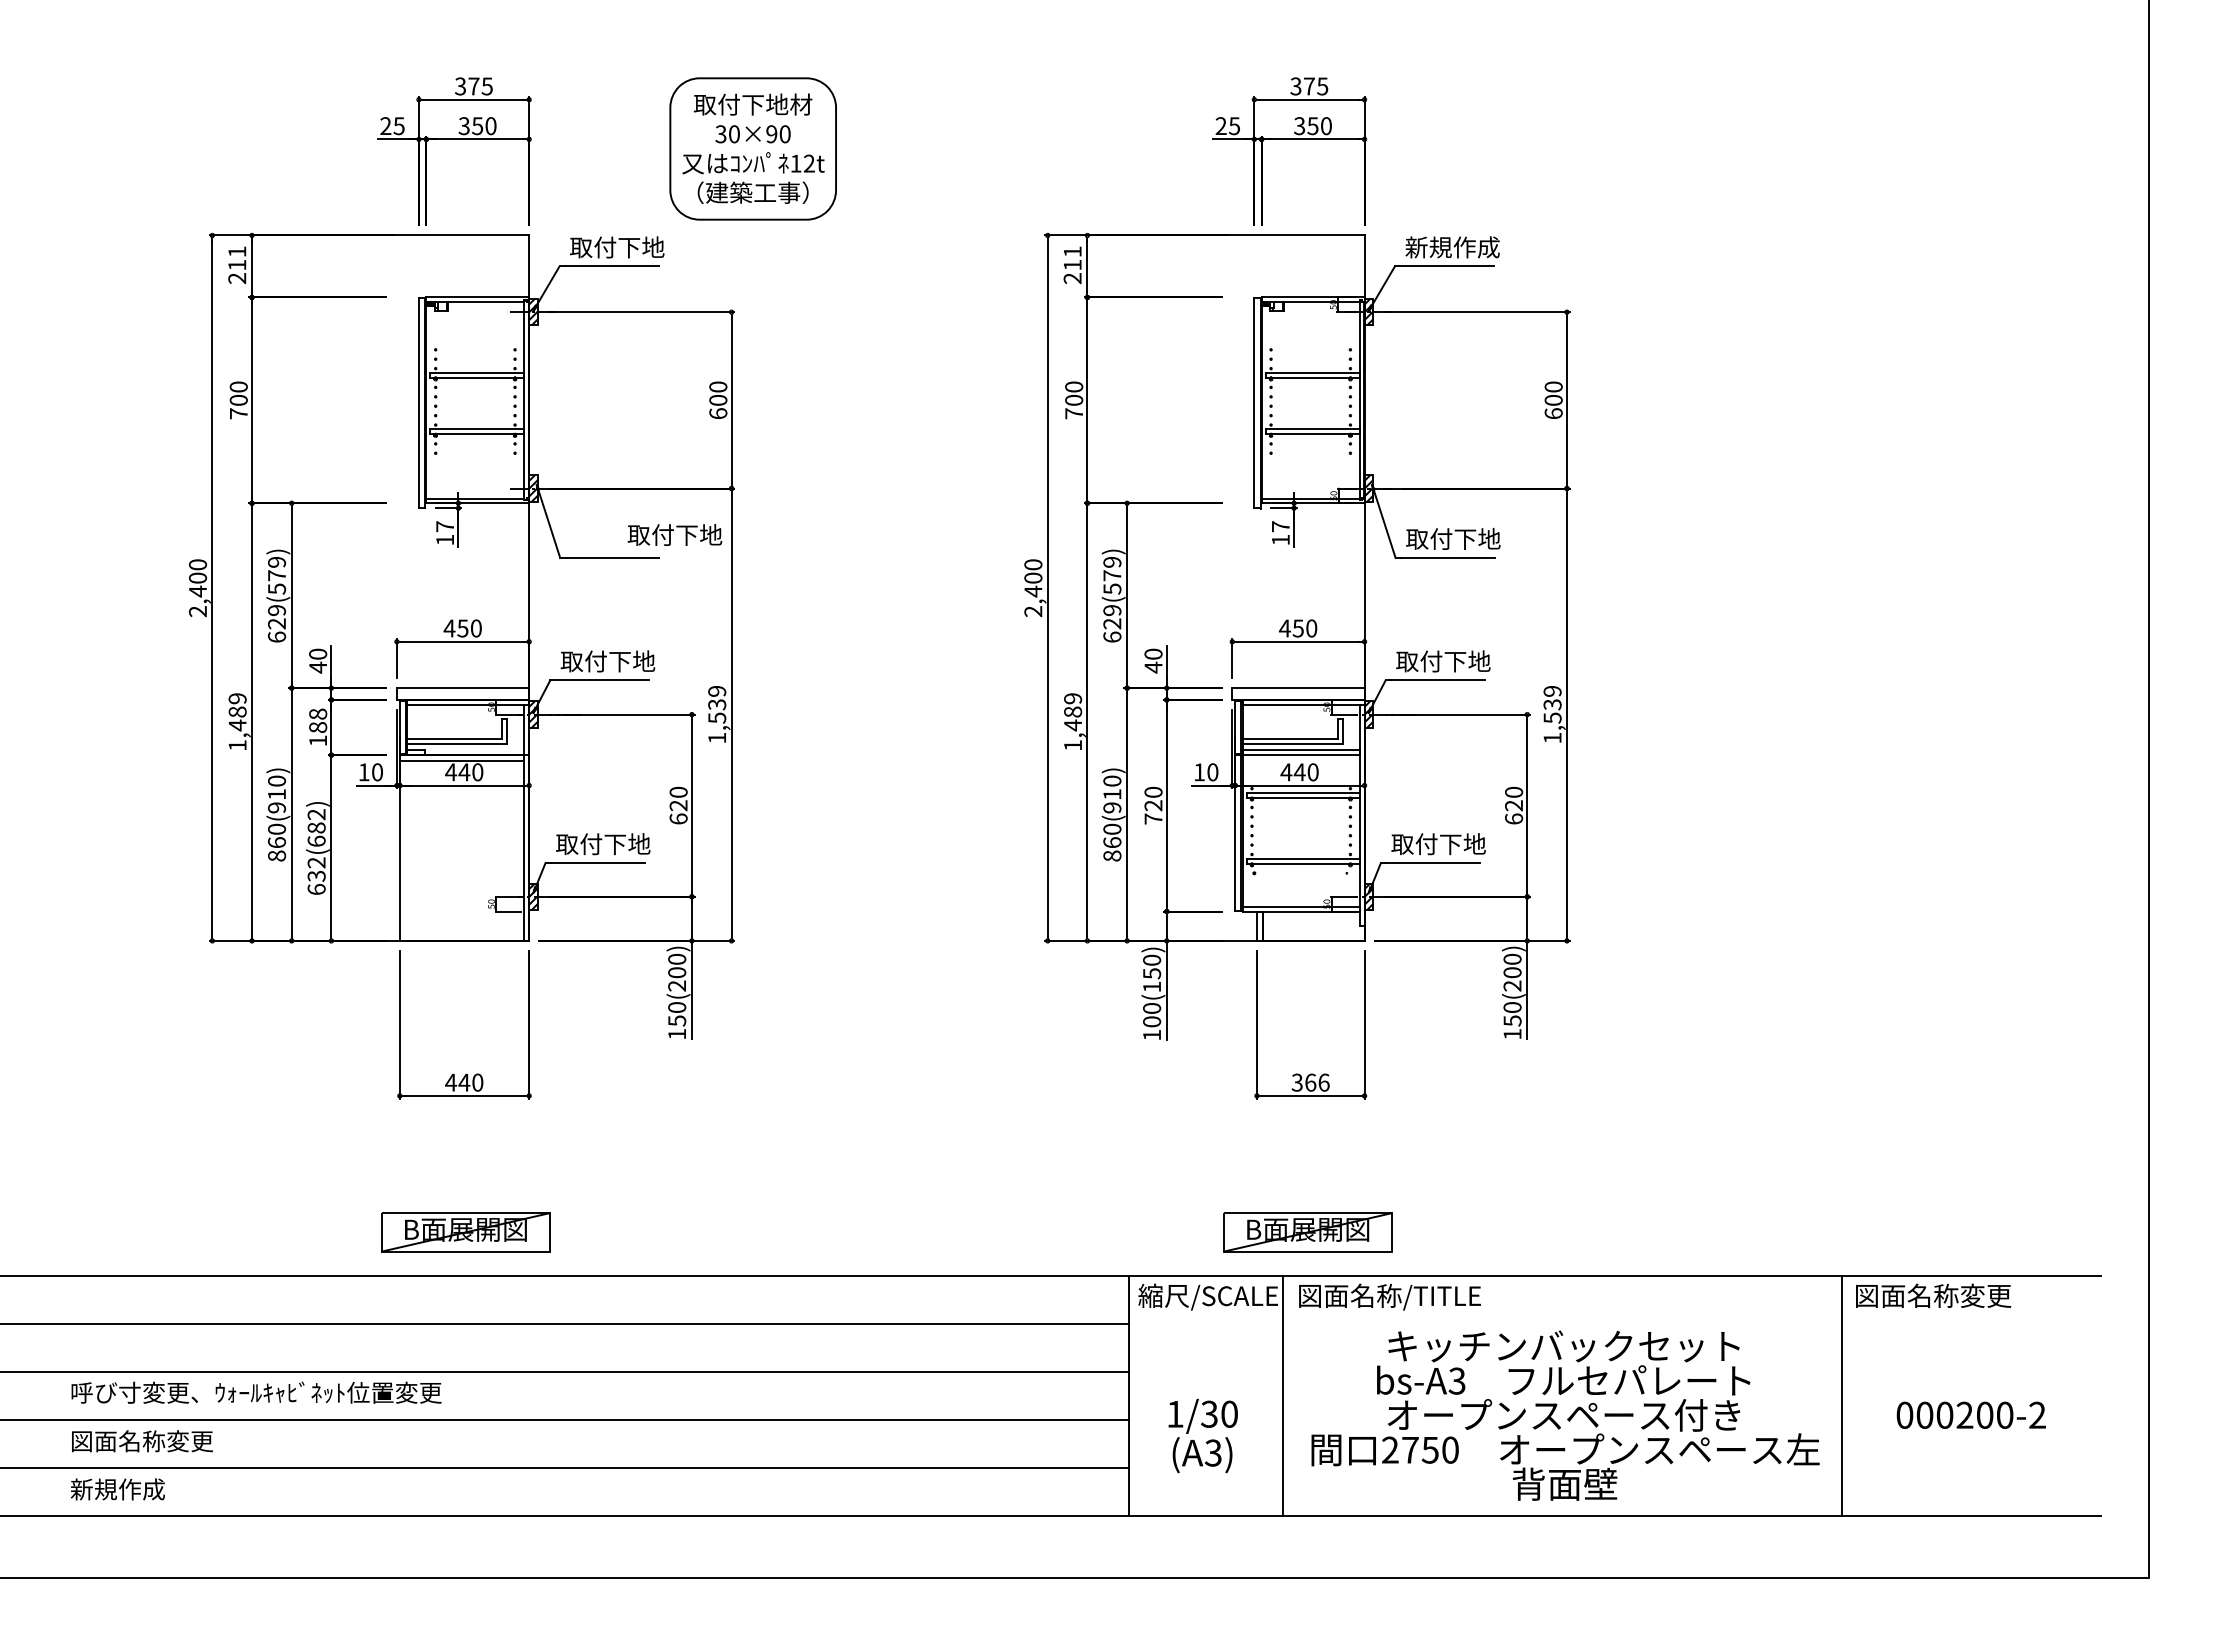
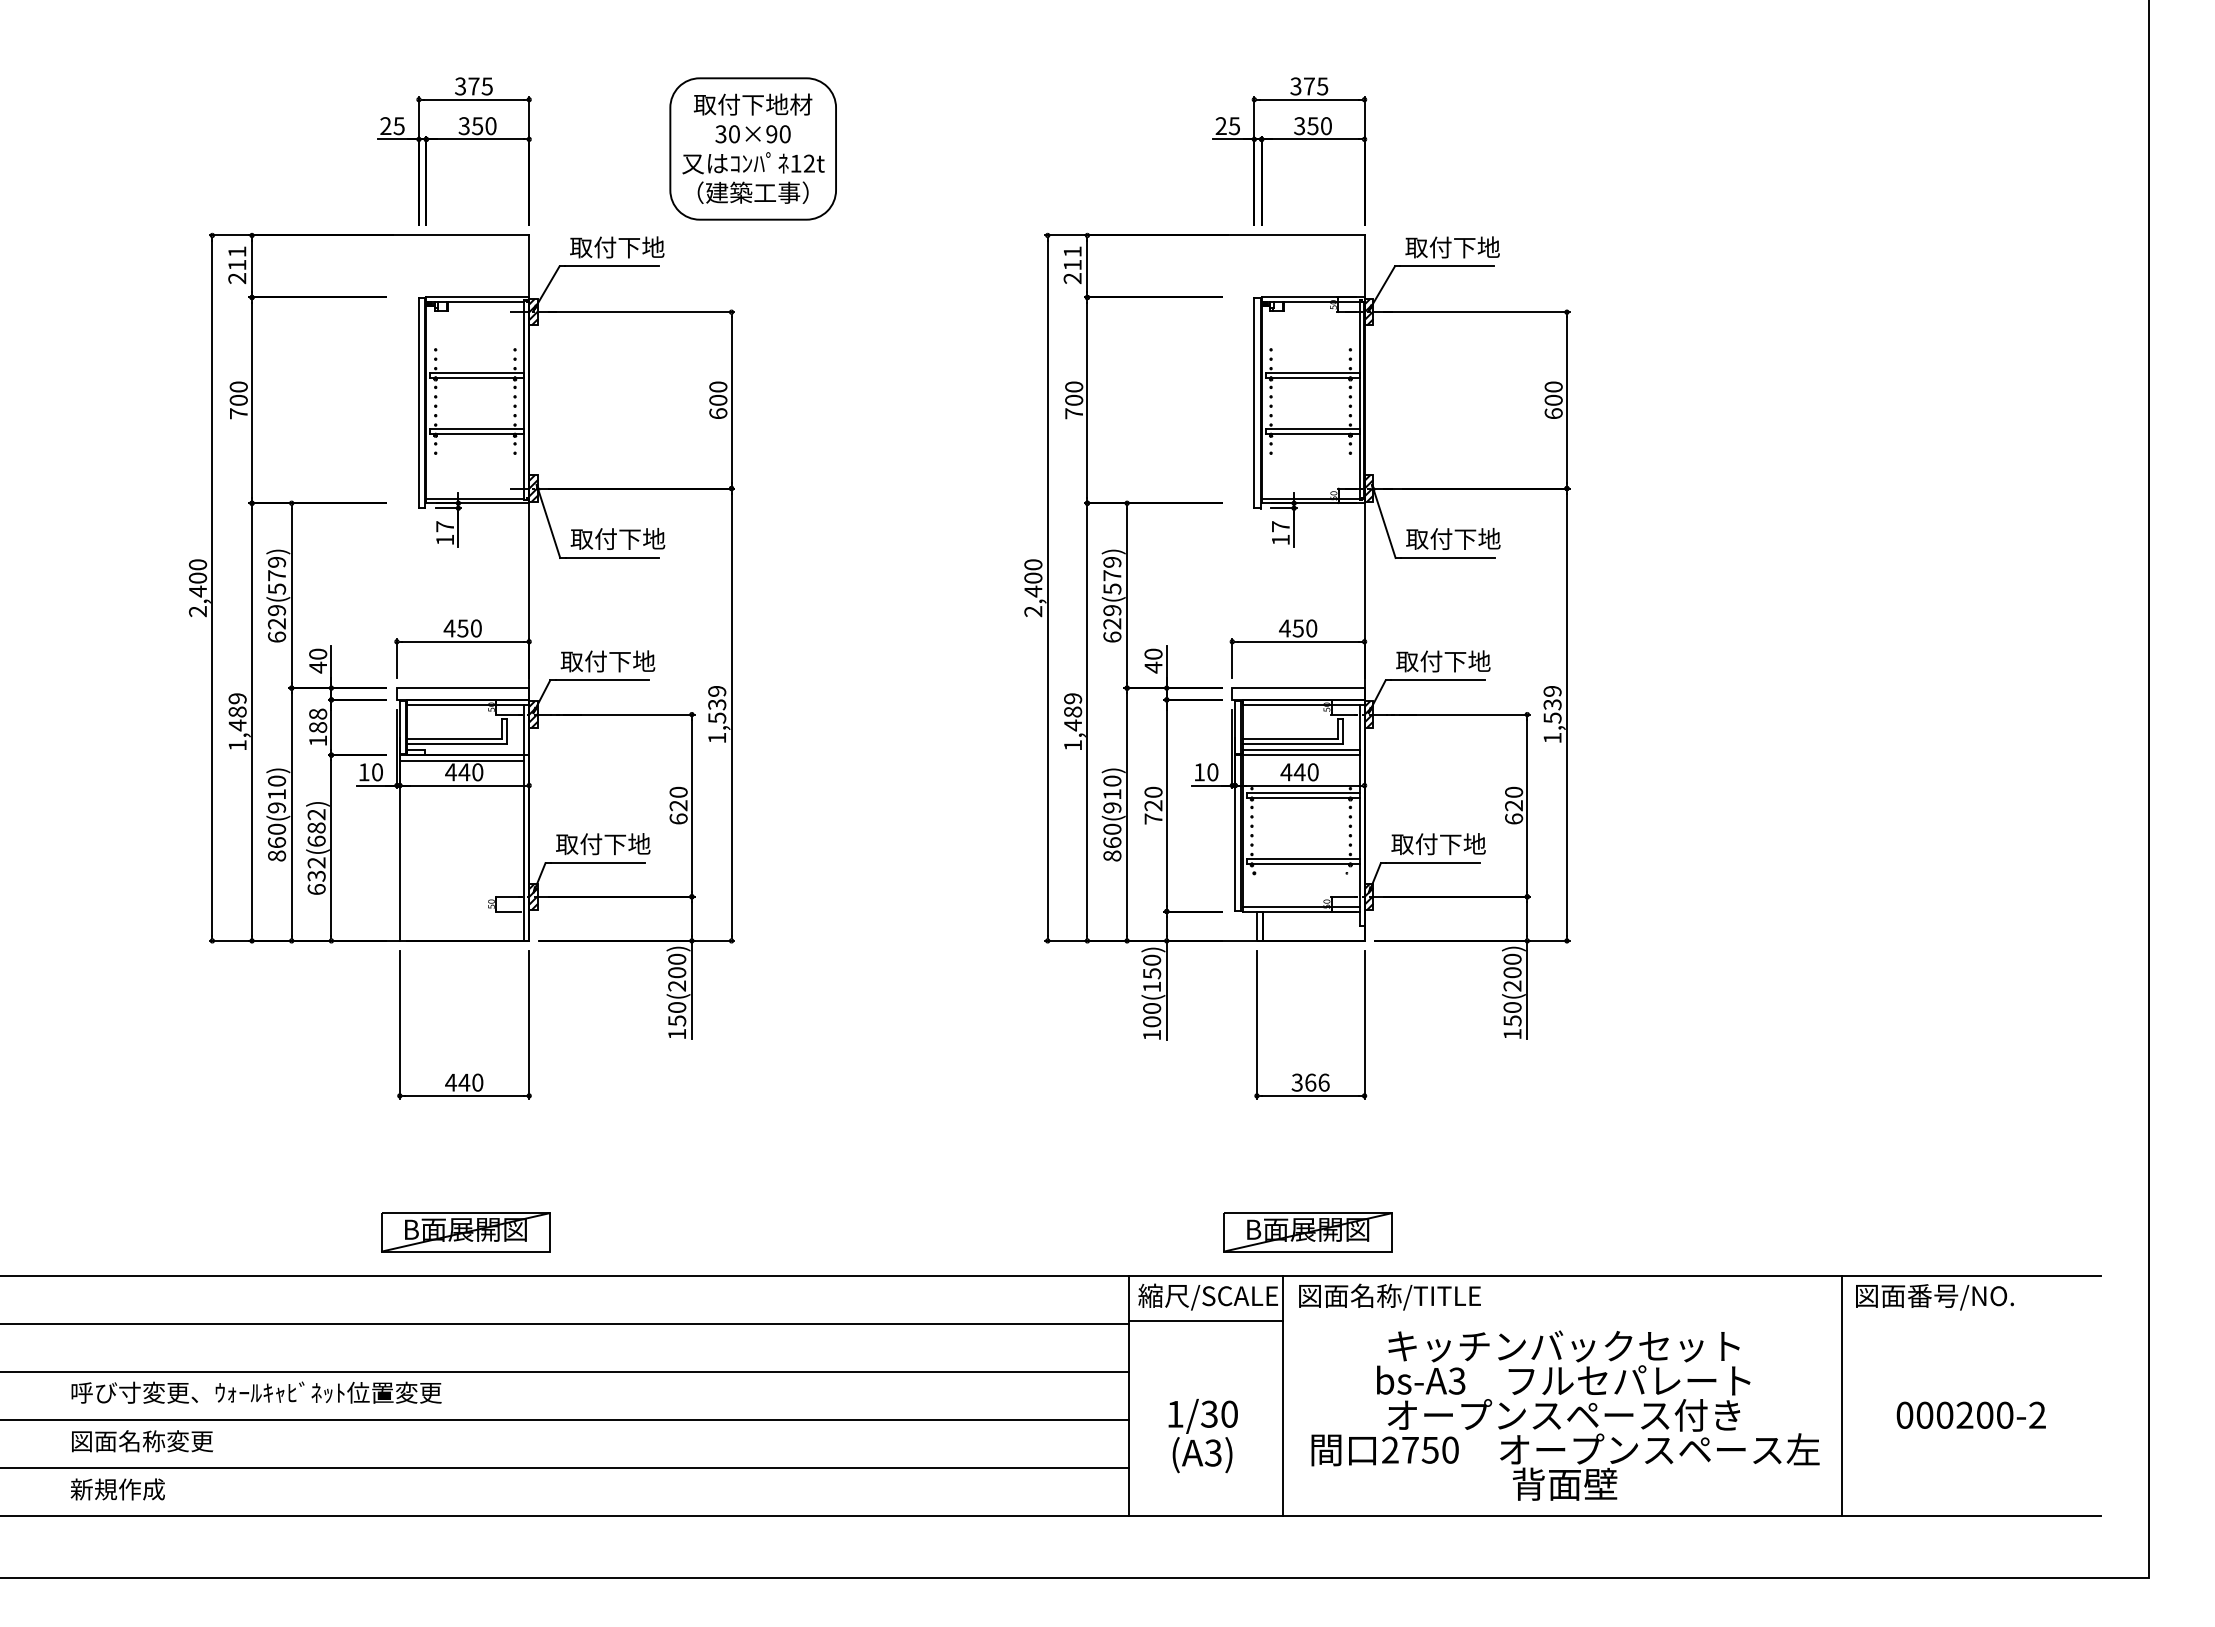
text: 新規作成 -> 取付下地 (1452, 247)
text position: (674, 534) -> (617, 538) (617, 538)
text: 図面名称変更 -> 図面番号/NO. (1960, 1296)
line: none -> present (1205, 1321)
